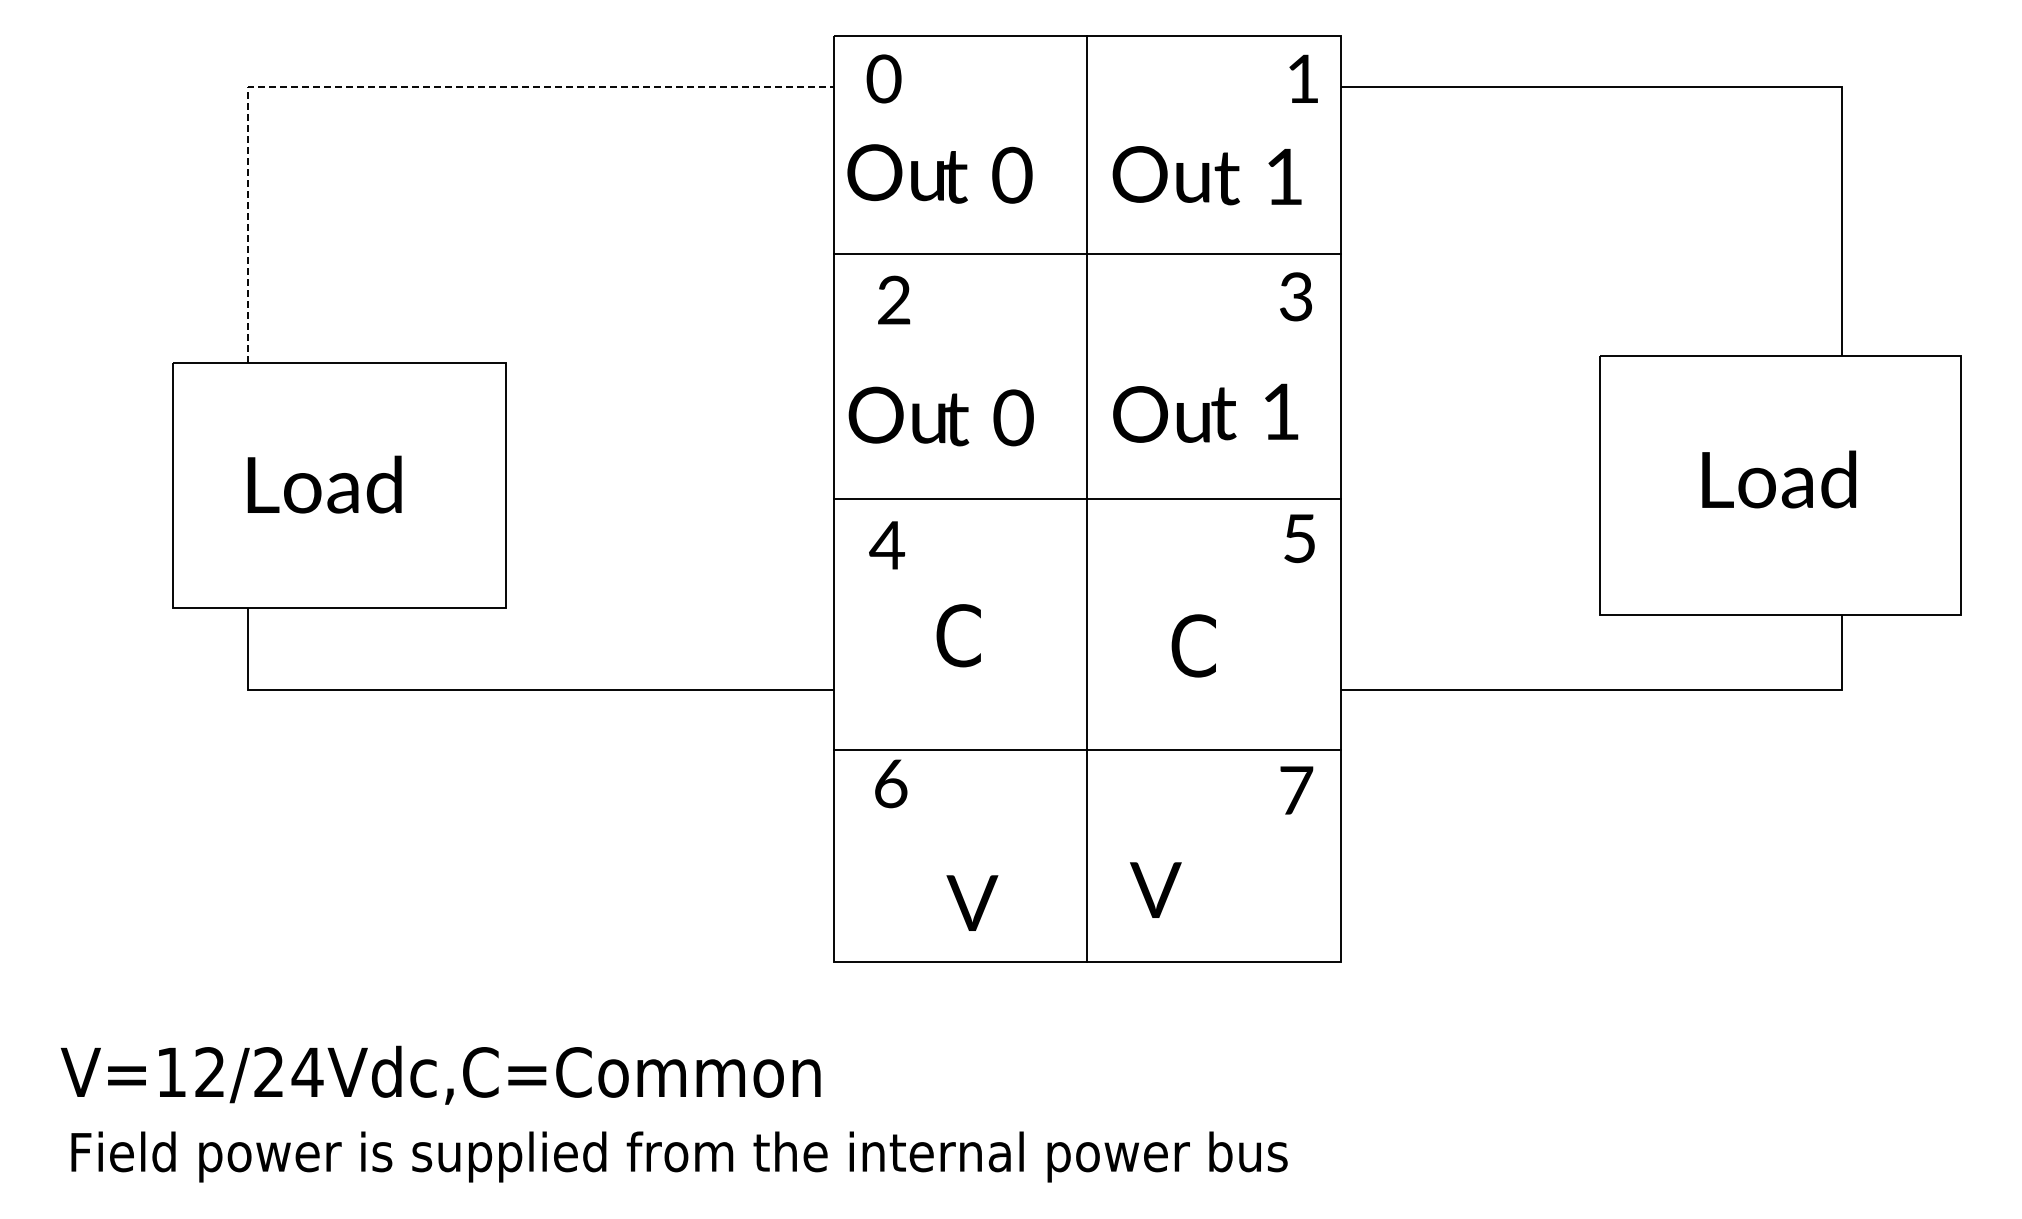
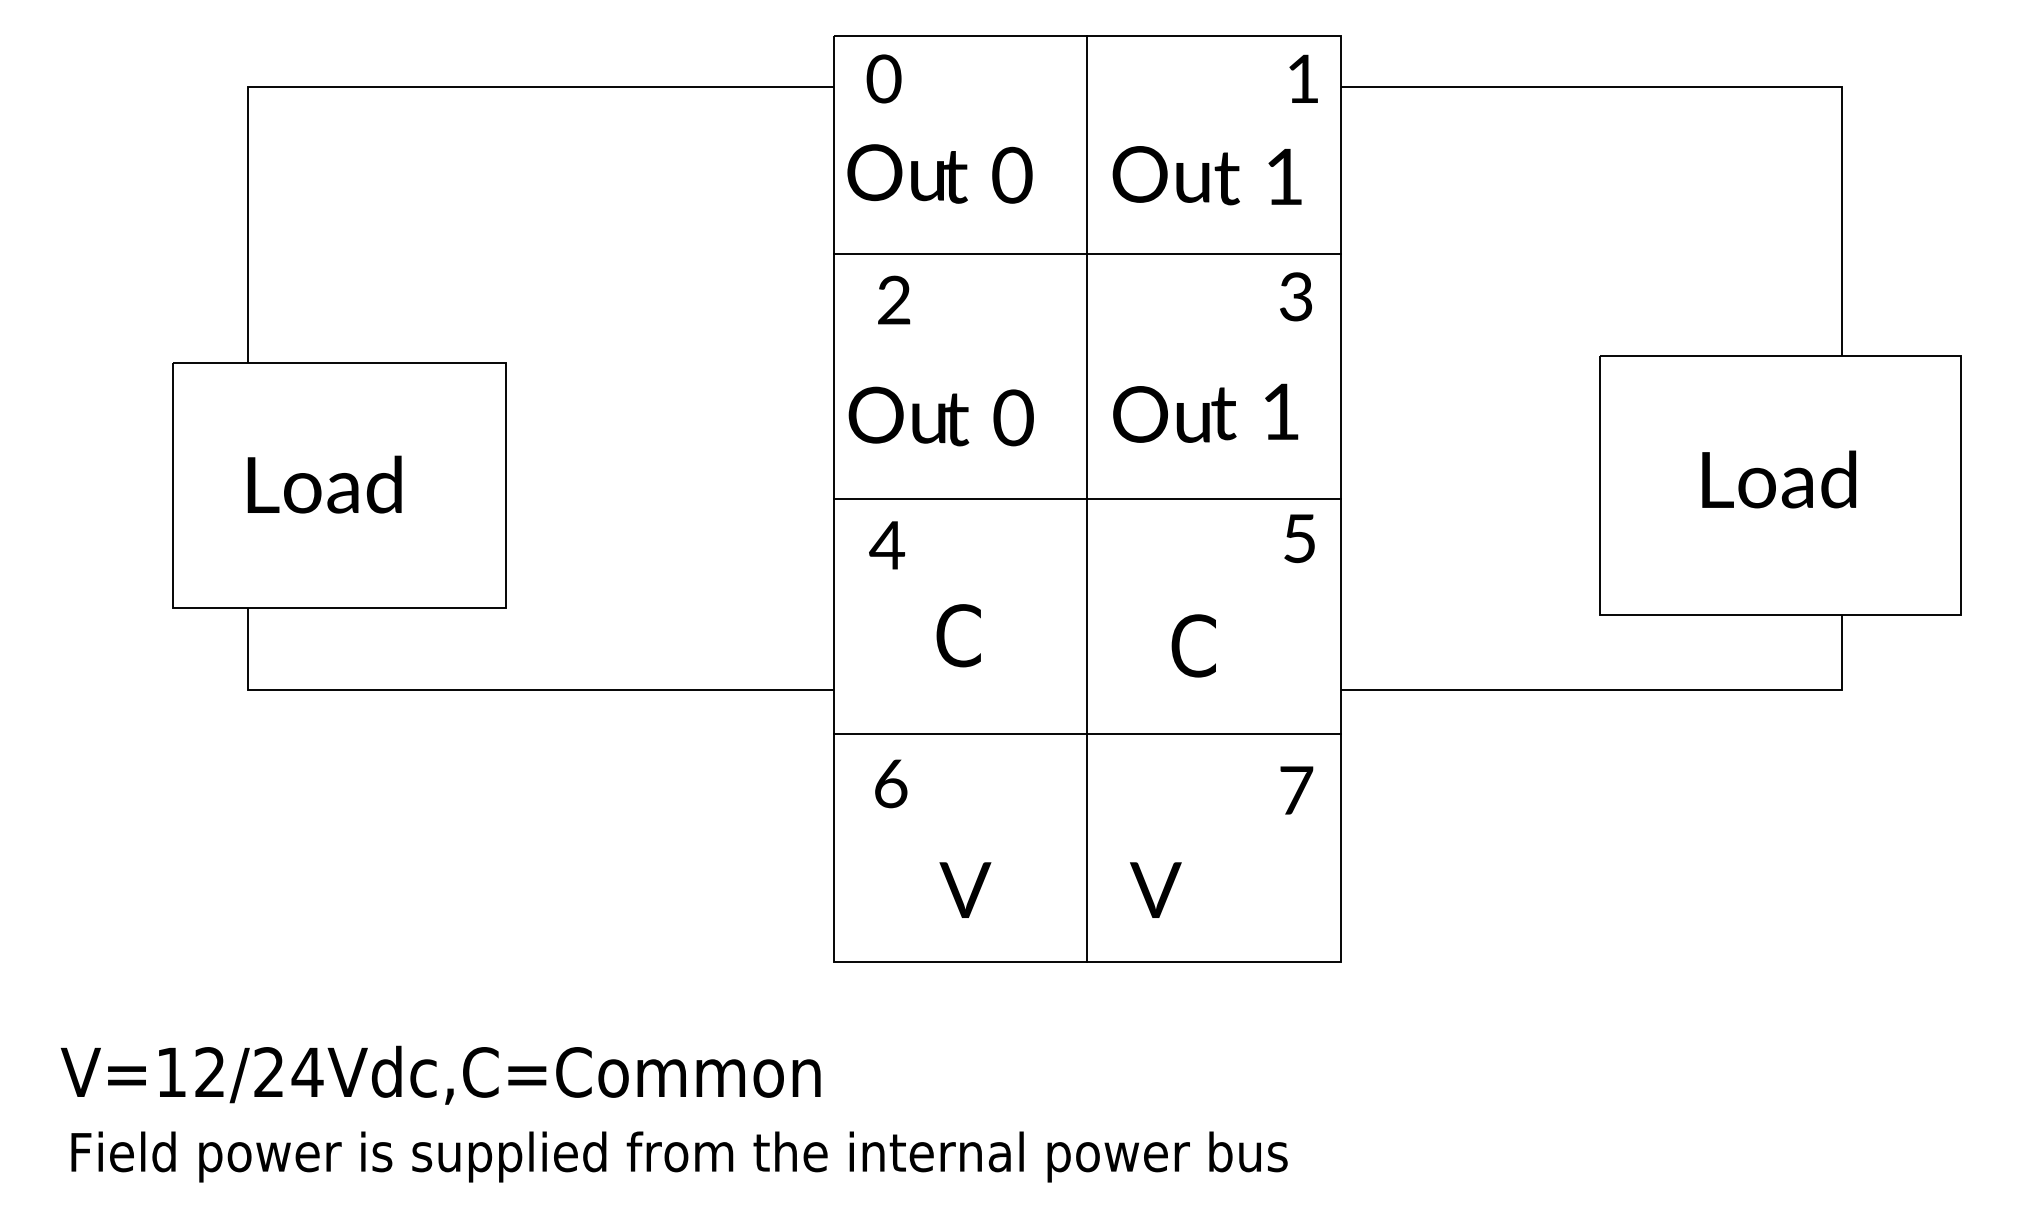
line: dashed -> solid (402, 87)
line position: (1087, 750) -> (1087, 734) (1087, 734)
text position: (972, 902) -> (965, 889) (965, 889)
